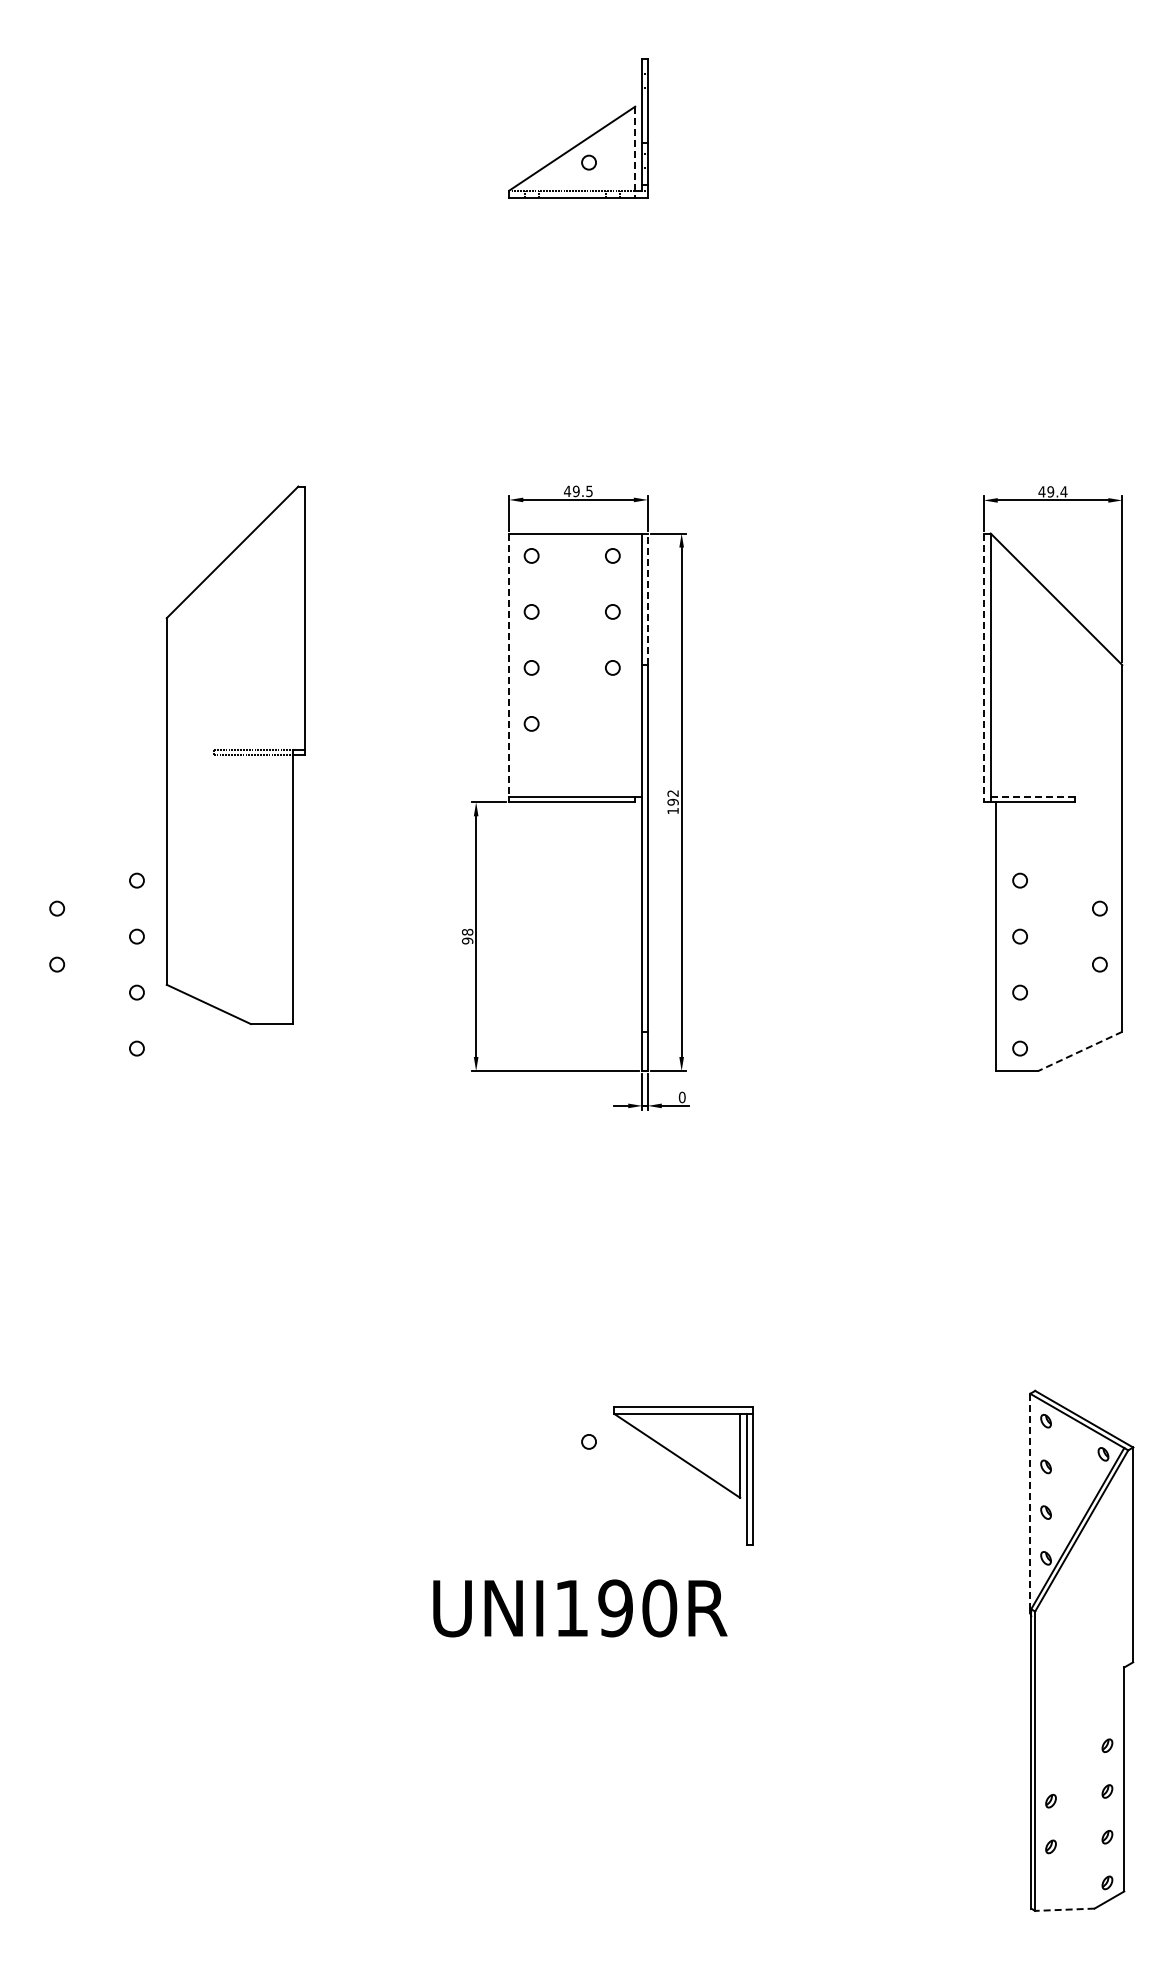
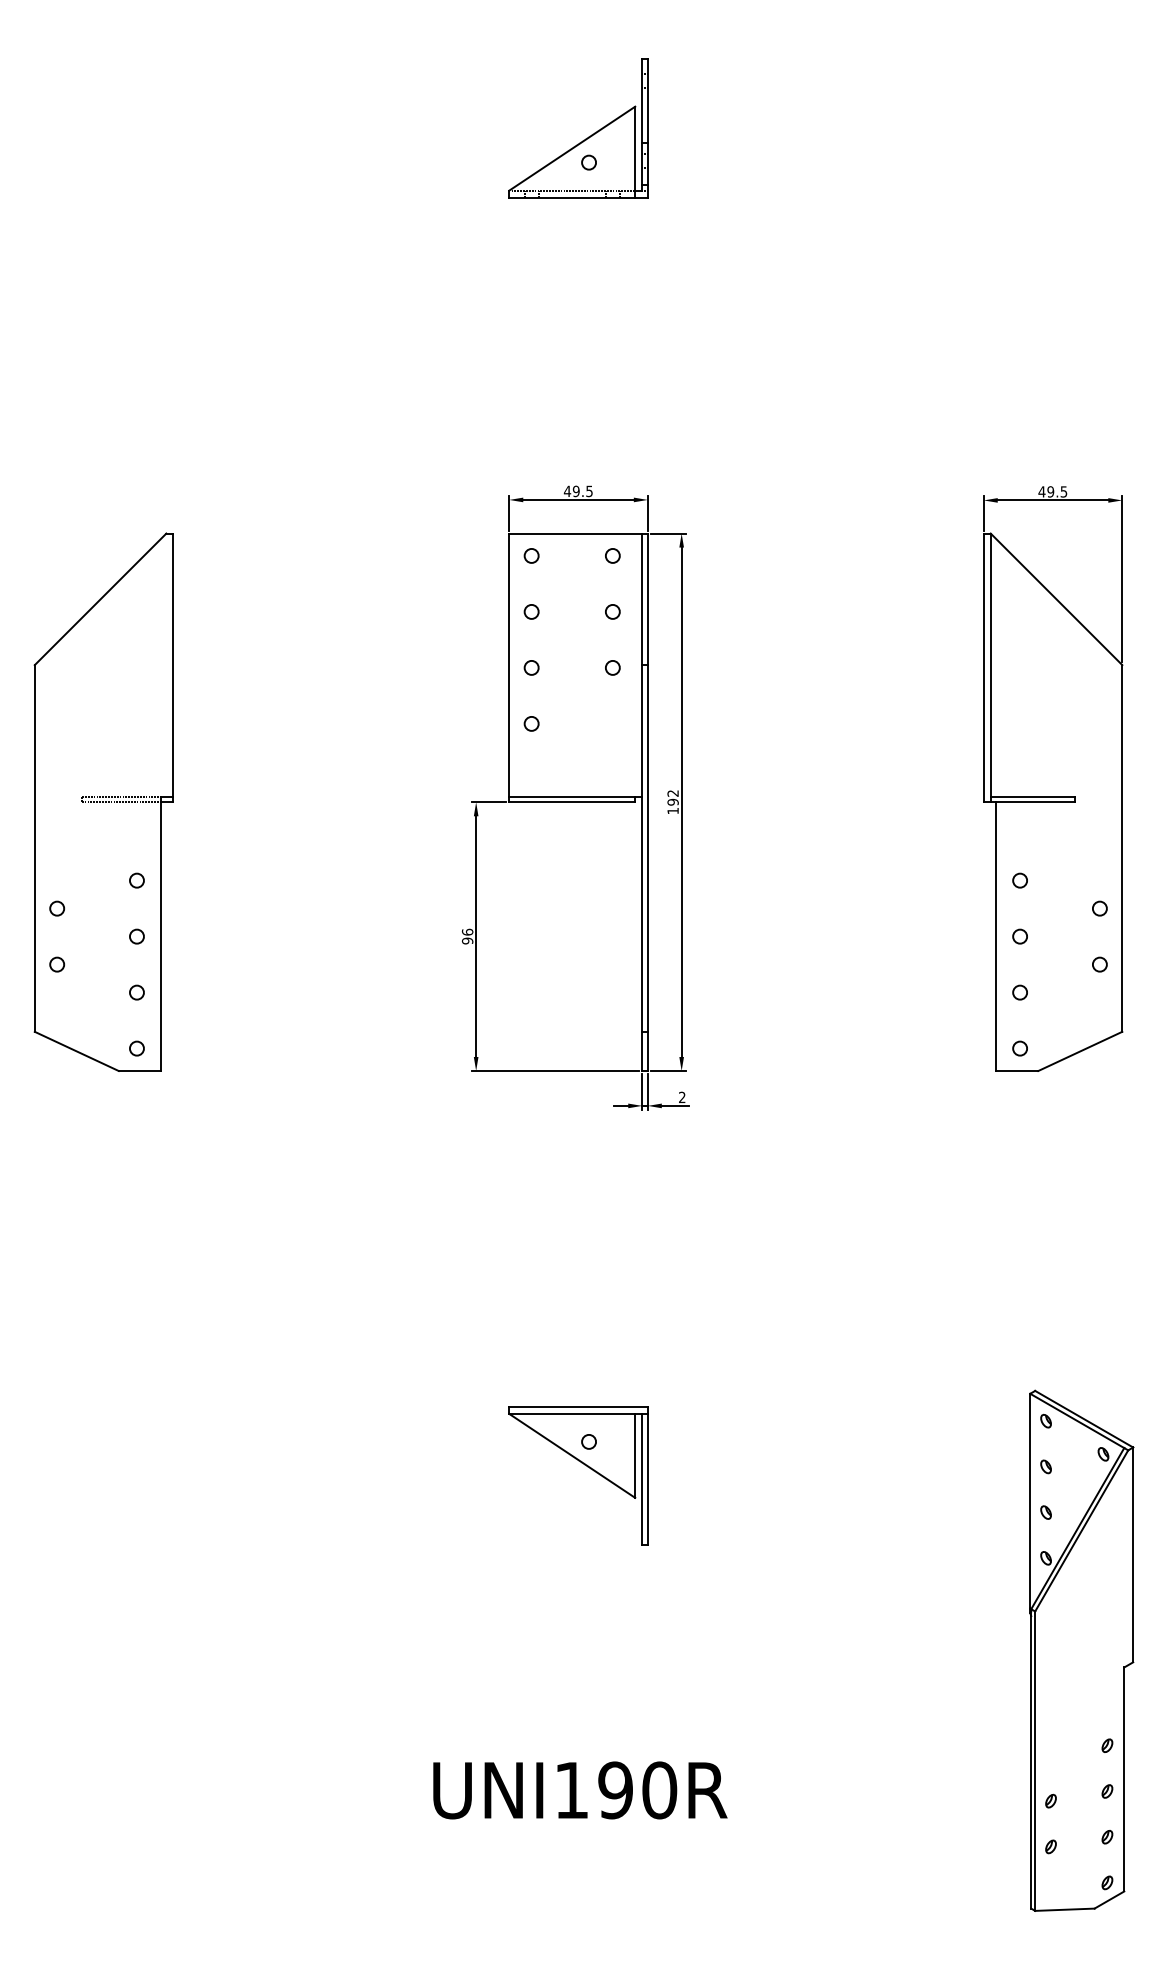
line: dashed -> solid (635, 152)
text: 49.4 -> 49.5 (1063, 491)
line: dashed -> solid (647, 599)
line: dashed -> solid (509, 665)
line: dashed -> solid (983, 668)
part position: (235, 754) -> (103, 801) (103, 801)
line: dashed -> solid (1032, 796)
text: 98 -> 96 (467, 931)
line: dashed -> solid (1079, 1051)
text: 0 -> 2 (681, 1097)
part position: (689, 1465) -> (584, 1465) (584, 1465)
line: dashed -> solid (1030, 1501)
text position: (580, 1608) -> (580, 1790) (580, 1790)
line: dashed -> solid (1064, 1909)
